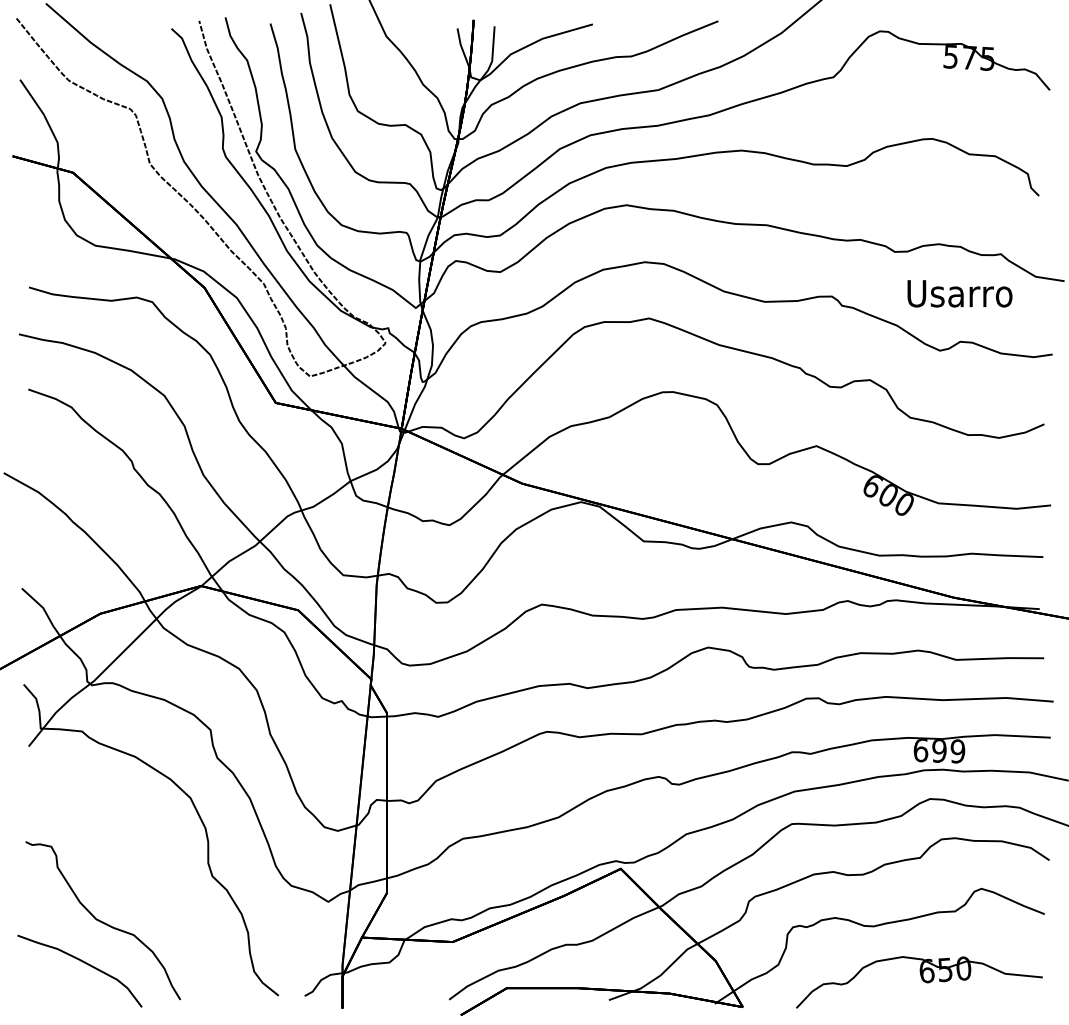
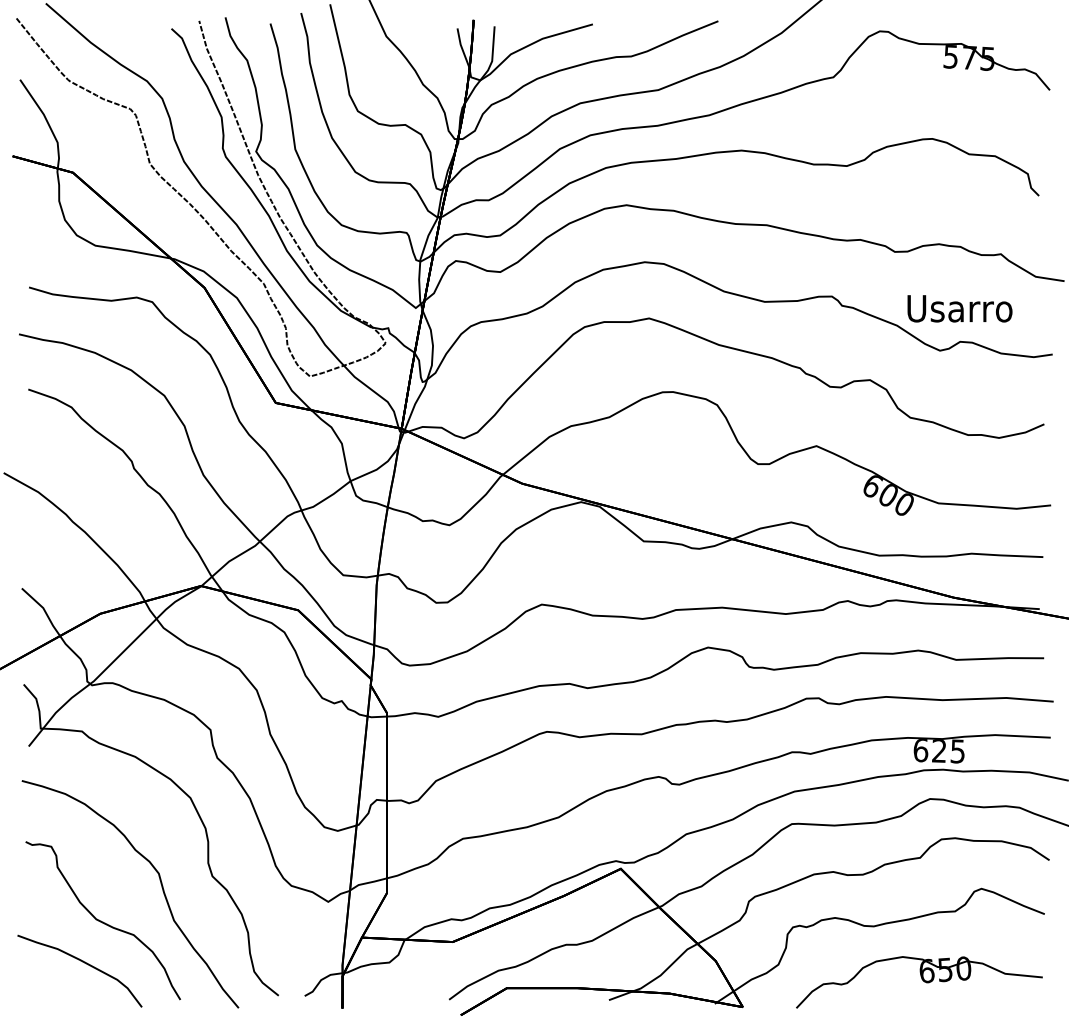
text position: (959, 293) -> (959, 308) (959, 308)
text: 699 -> 625 (948, 751)
curve: none -> present (160, 884)
